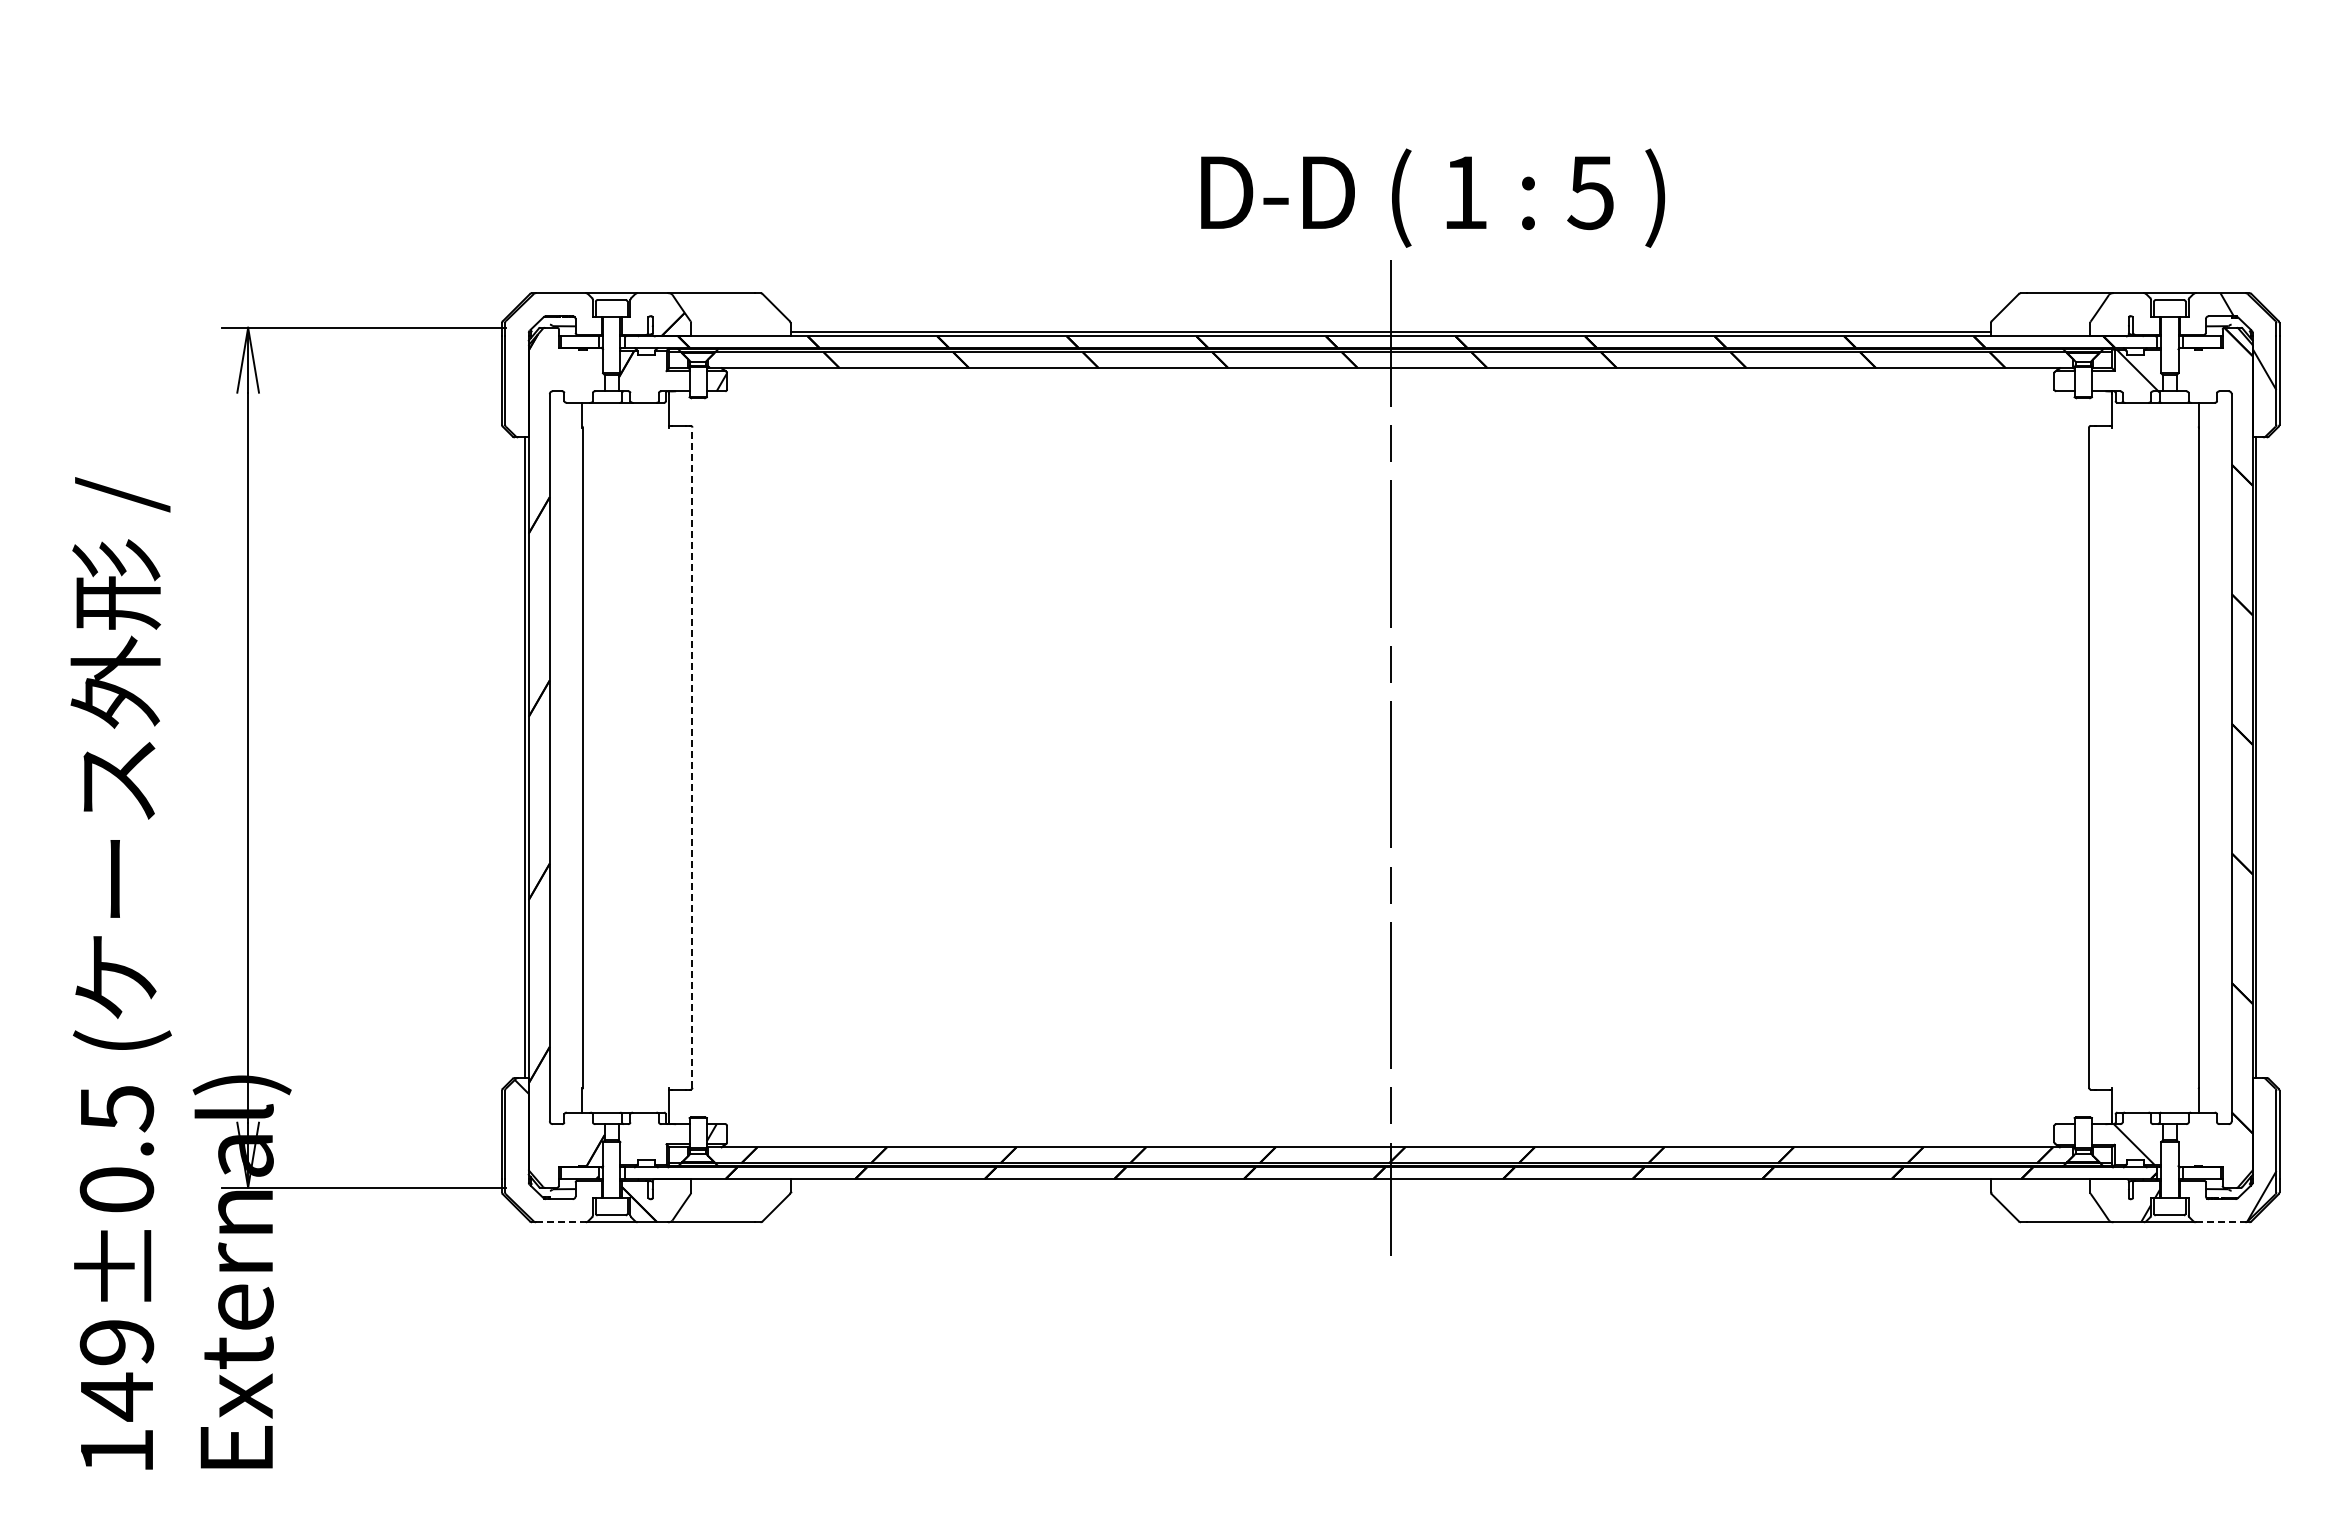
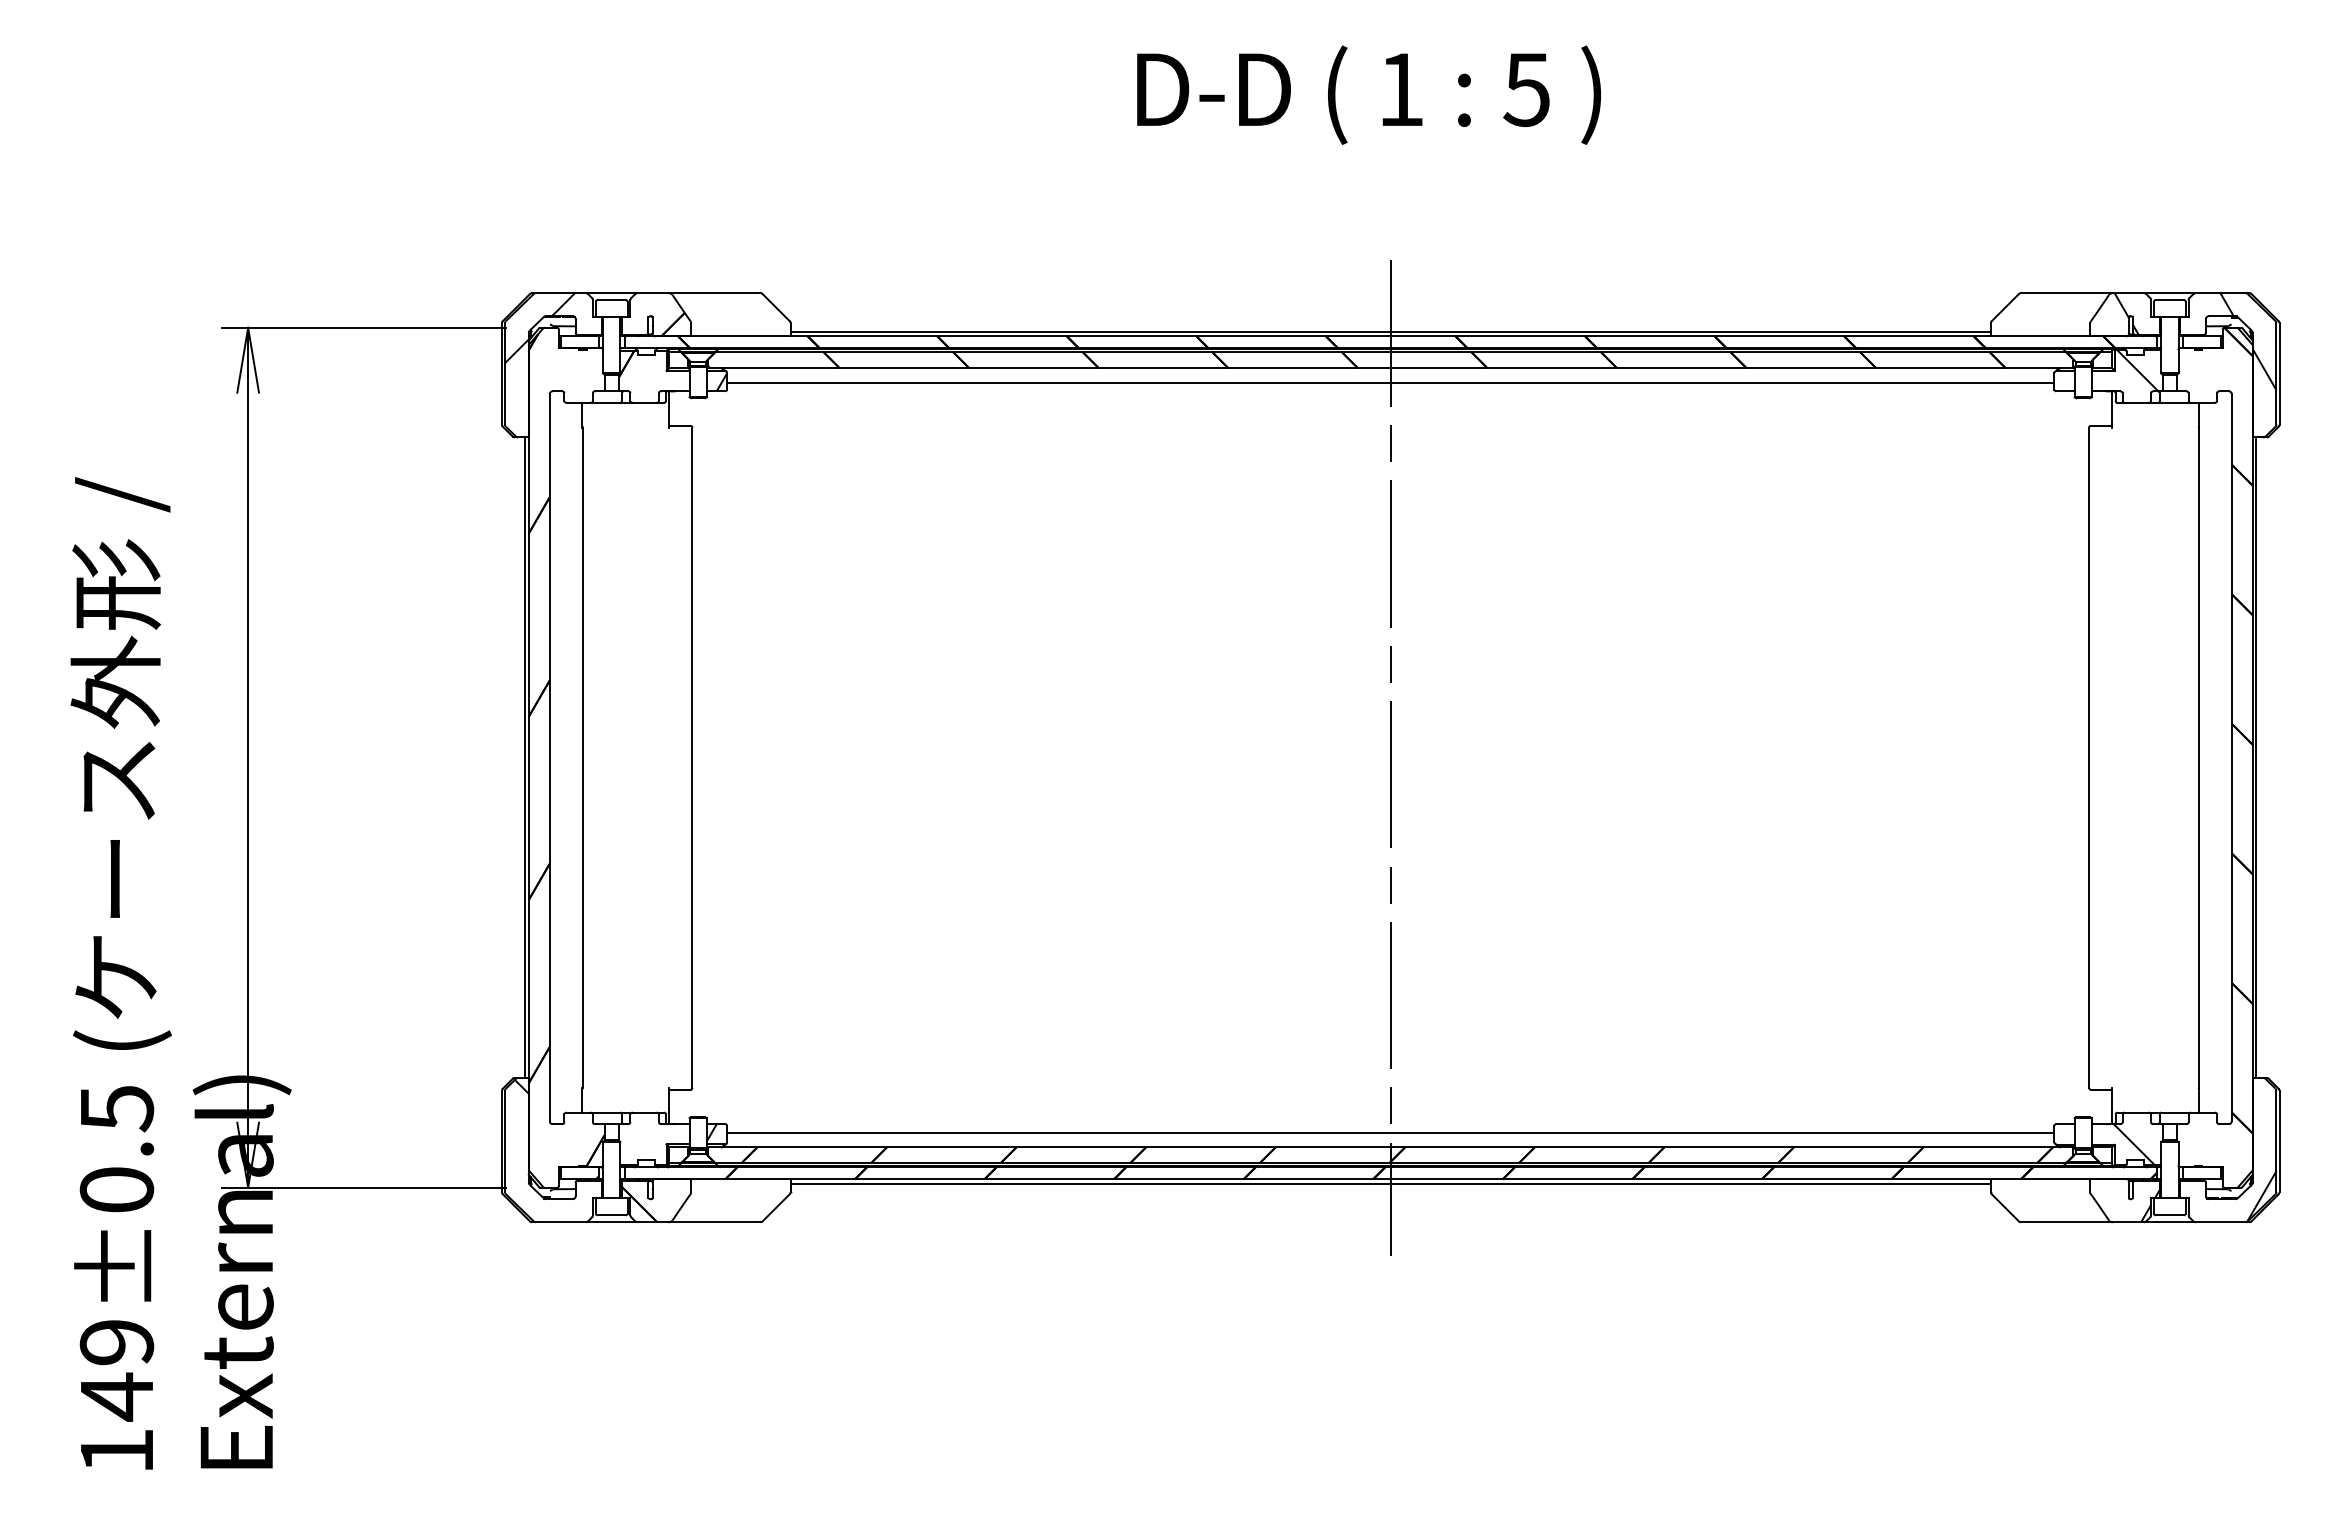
text position: (1432, 197) -> (1368, 94) (1368, 94)
hatch: none -> present (2126, 313)
hatch: none -> present (540, 328)
line: none -> present (1390, 382)
line: dashed -> solid (692, 757)
line: none -> present (1390, 1132)
line: none -> present (1390, 1183)
line: dashed -> solid (560, 1222)
line: dashed -> solid (2220, 1222)
